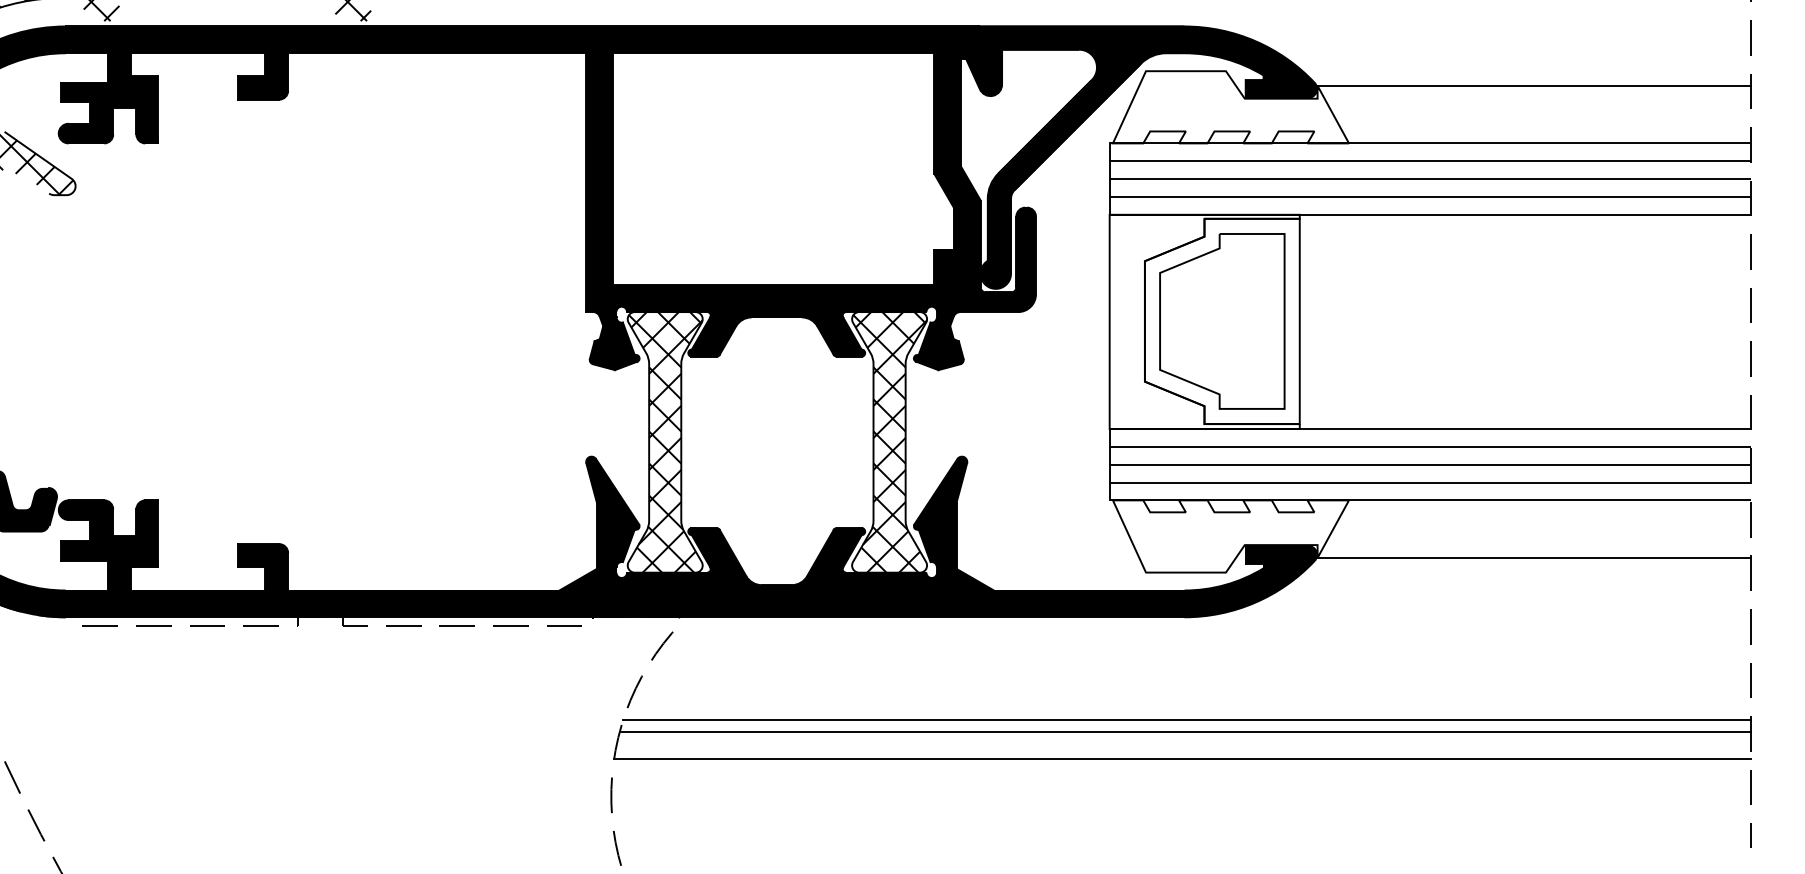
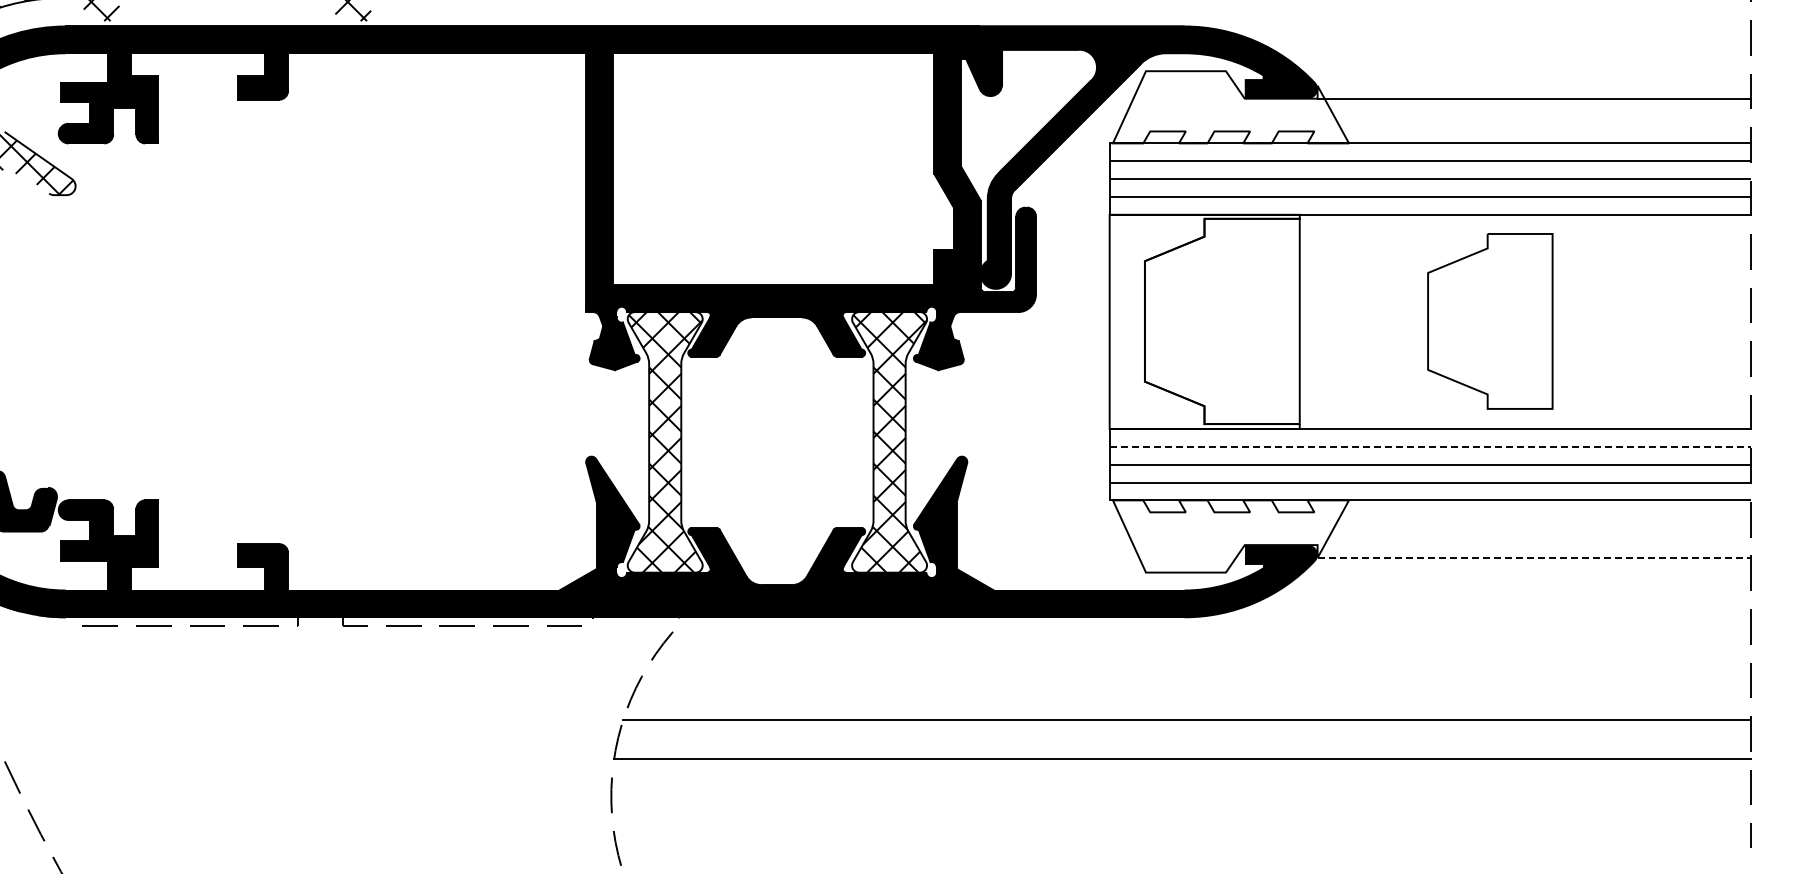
line position: (1533, 85) -> (1533, 98) (1533, 98)
part position: (1222, 321) -> (1490, 321) (1490, 321)
line: solid -> dashed (1430, 446)
line: solid -> dashed (1534, 557)
line: present -> none (1184, 732)
